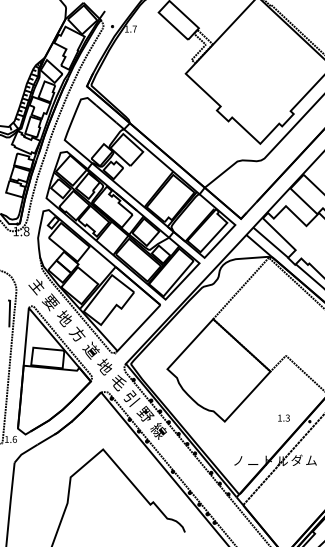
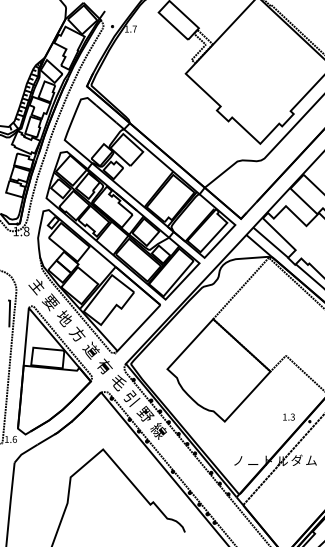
text: 地 -> 有 (104, 366)
text position: (283, 417) -> (288, 416) (288, 416)
